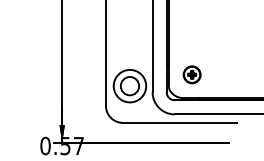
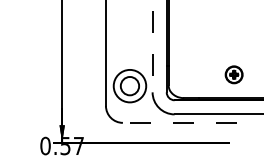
line: solid -> dashed (152, 46)
part position: (191, 74) -> (233, 74) (233, 74)
line: solid -> dashed (179, 122)
